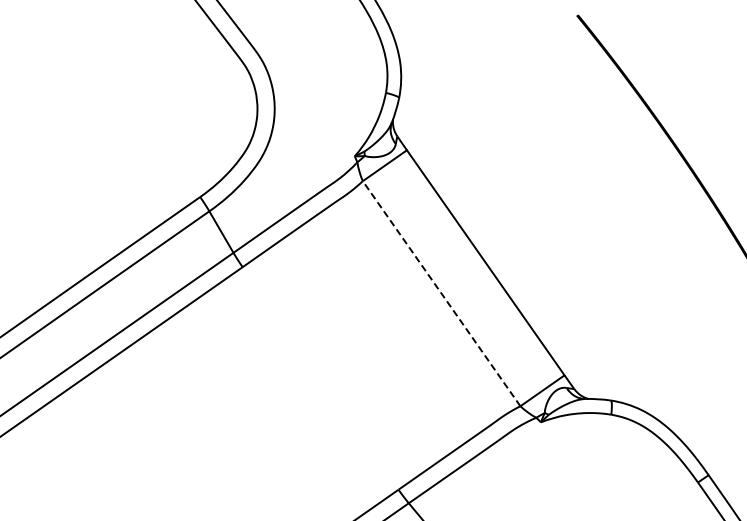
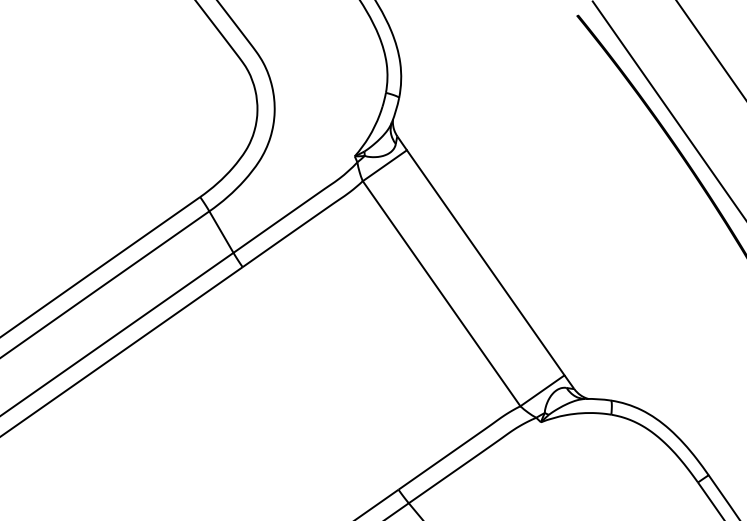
line: none -> present (710, 49)
line: none -> present (668, 109)
line: dashed -> solid (441, 293)
